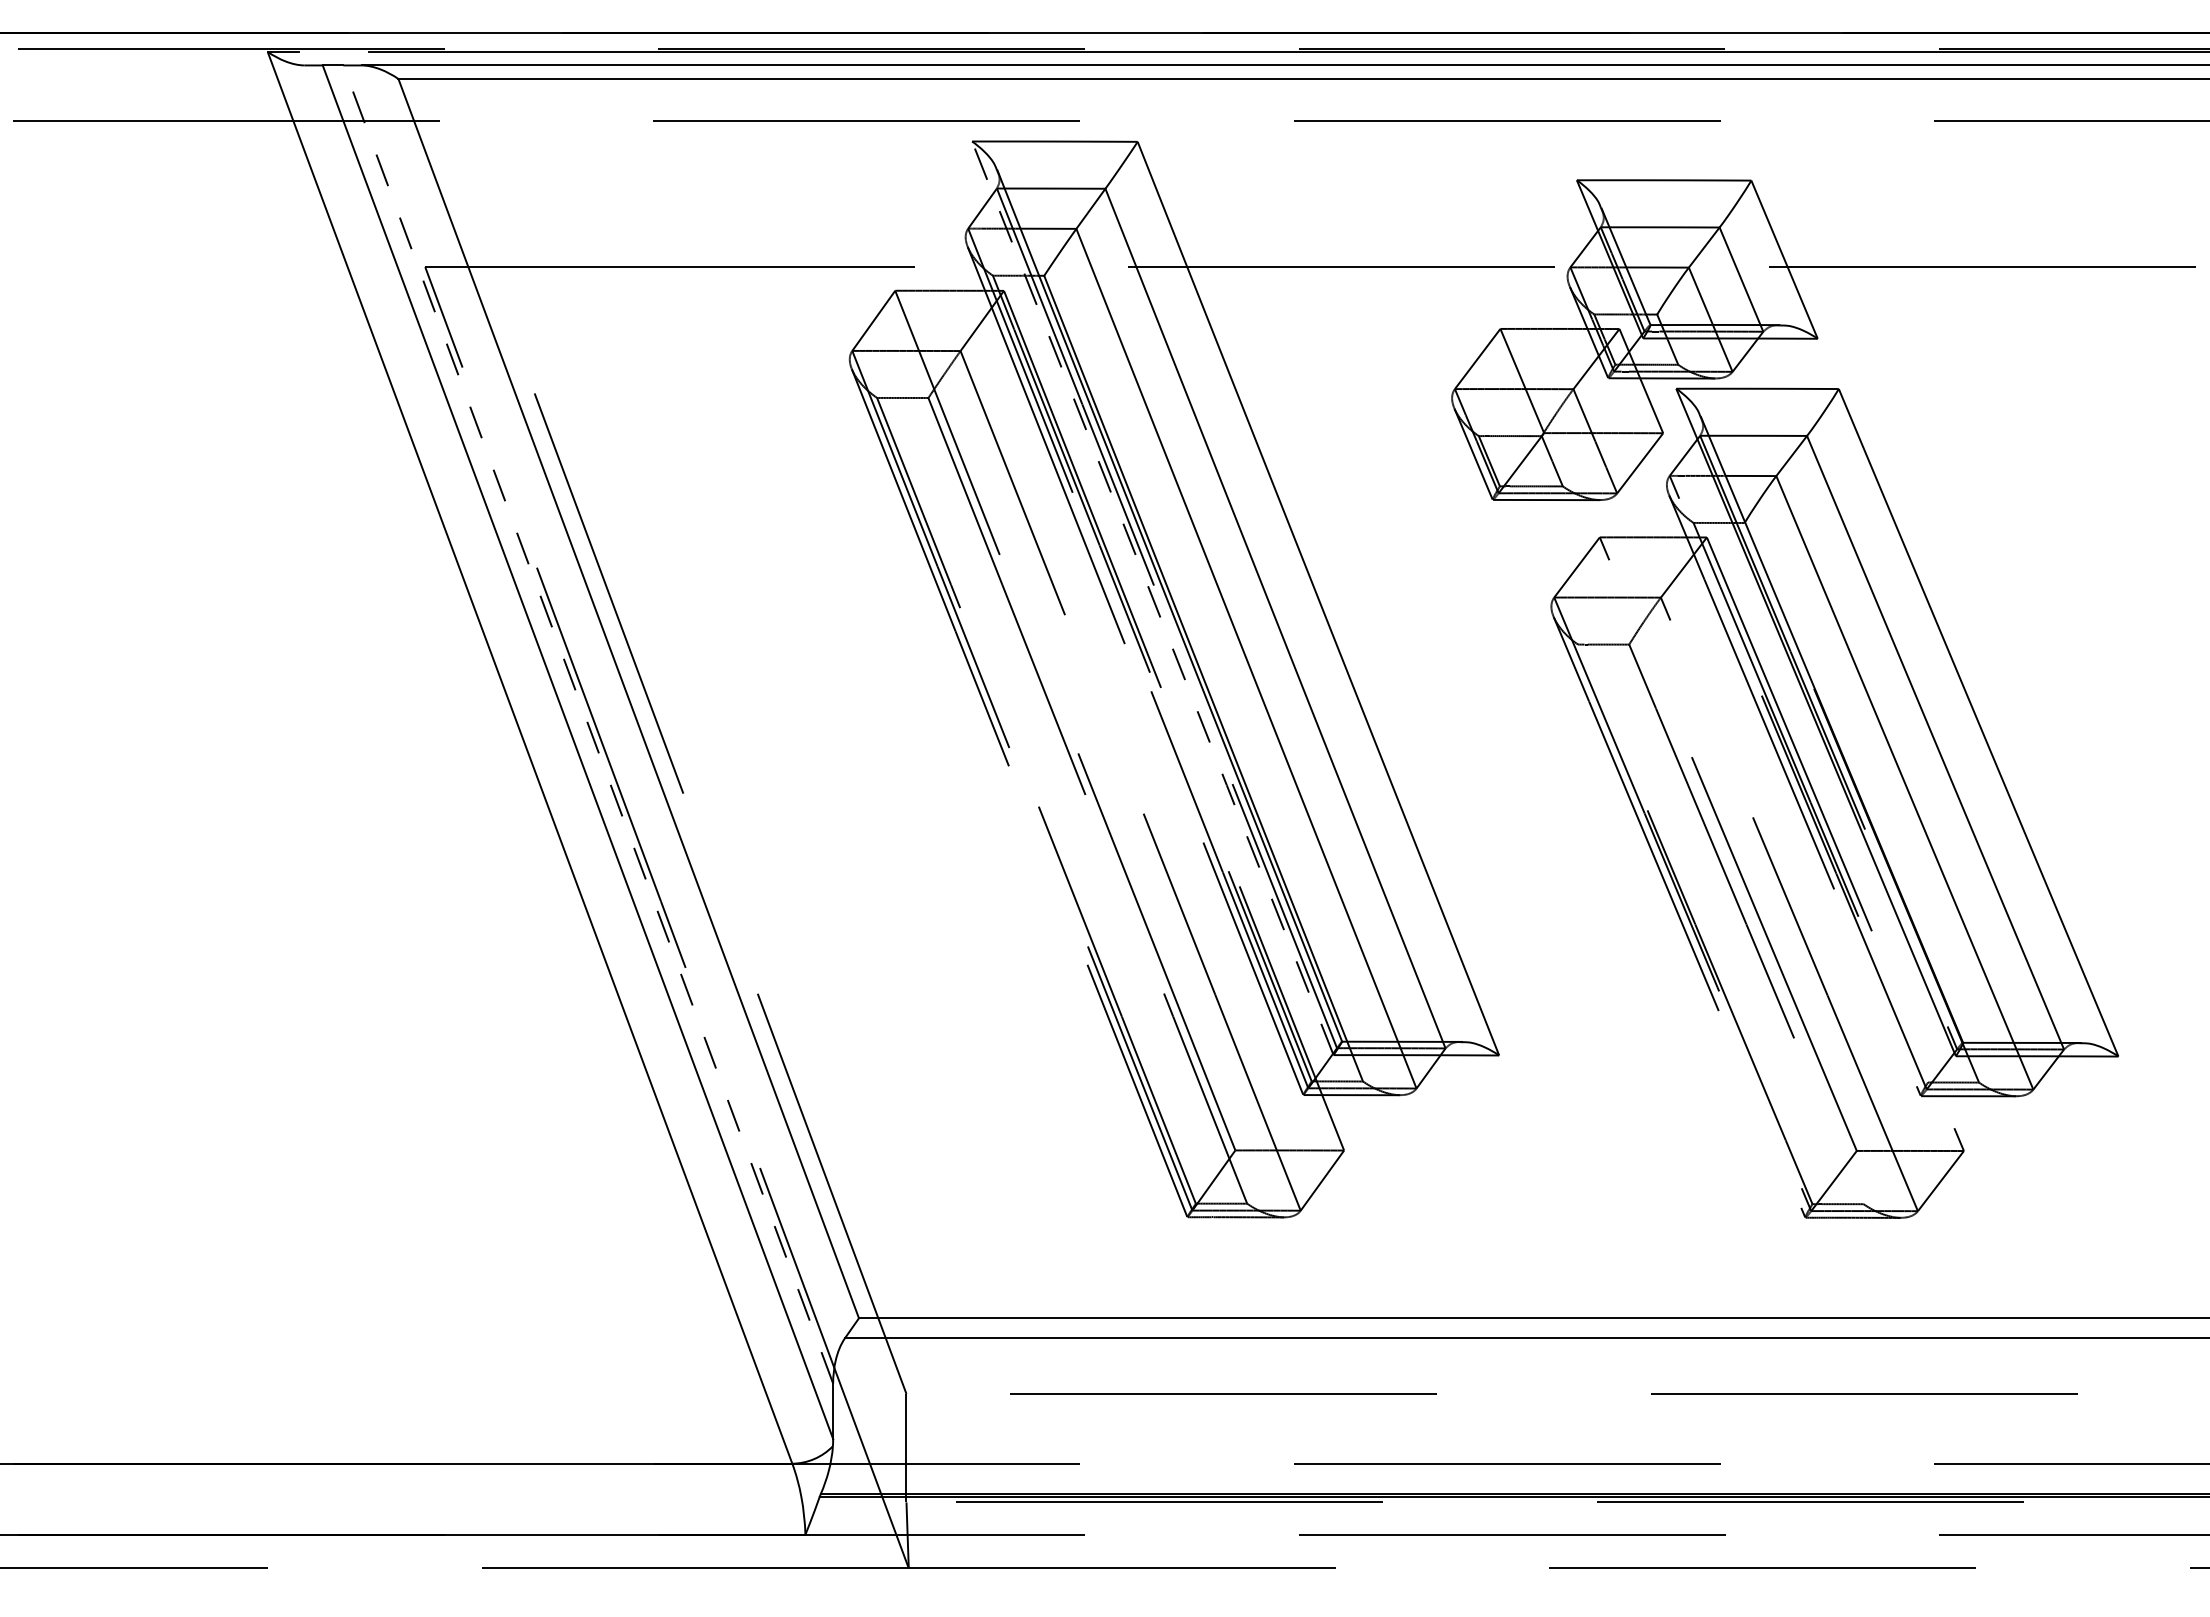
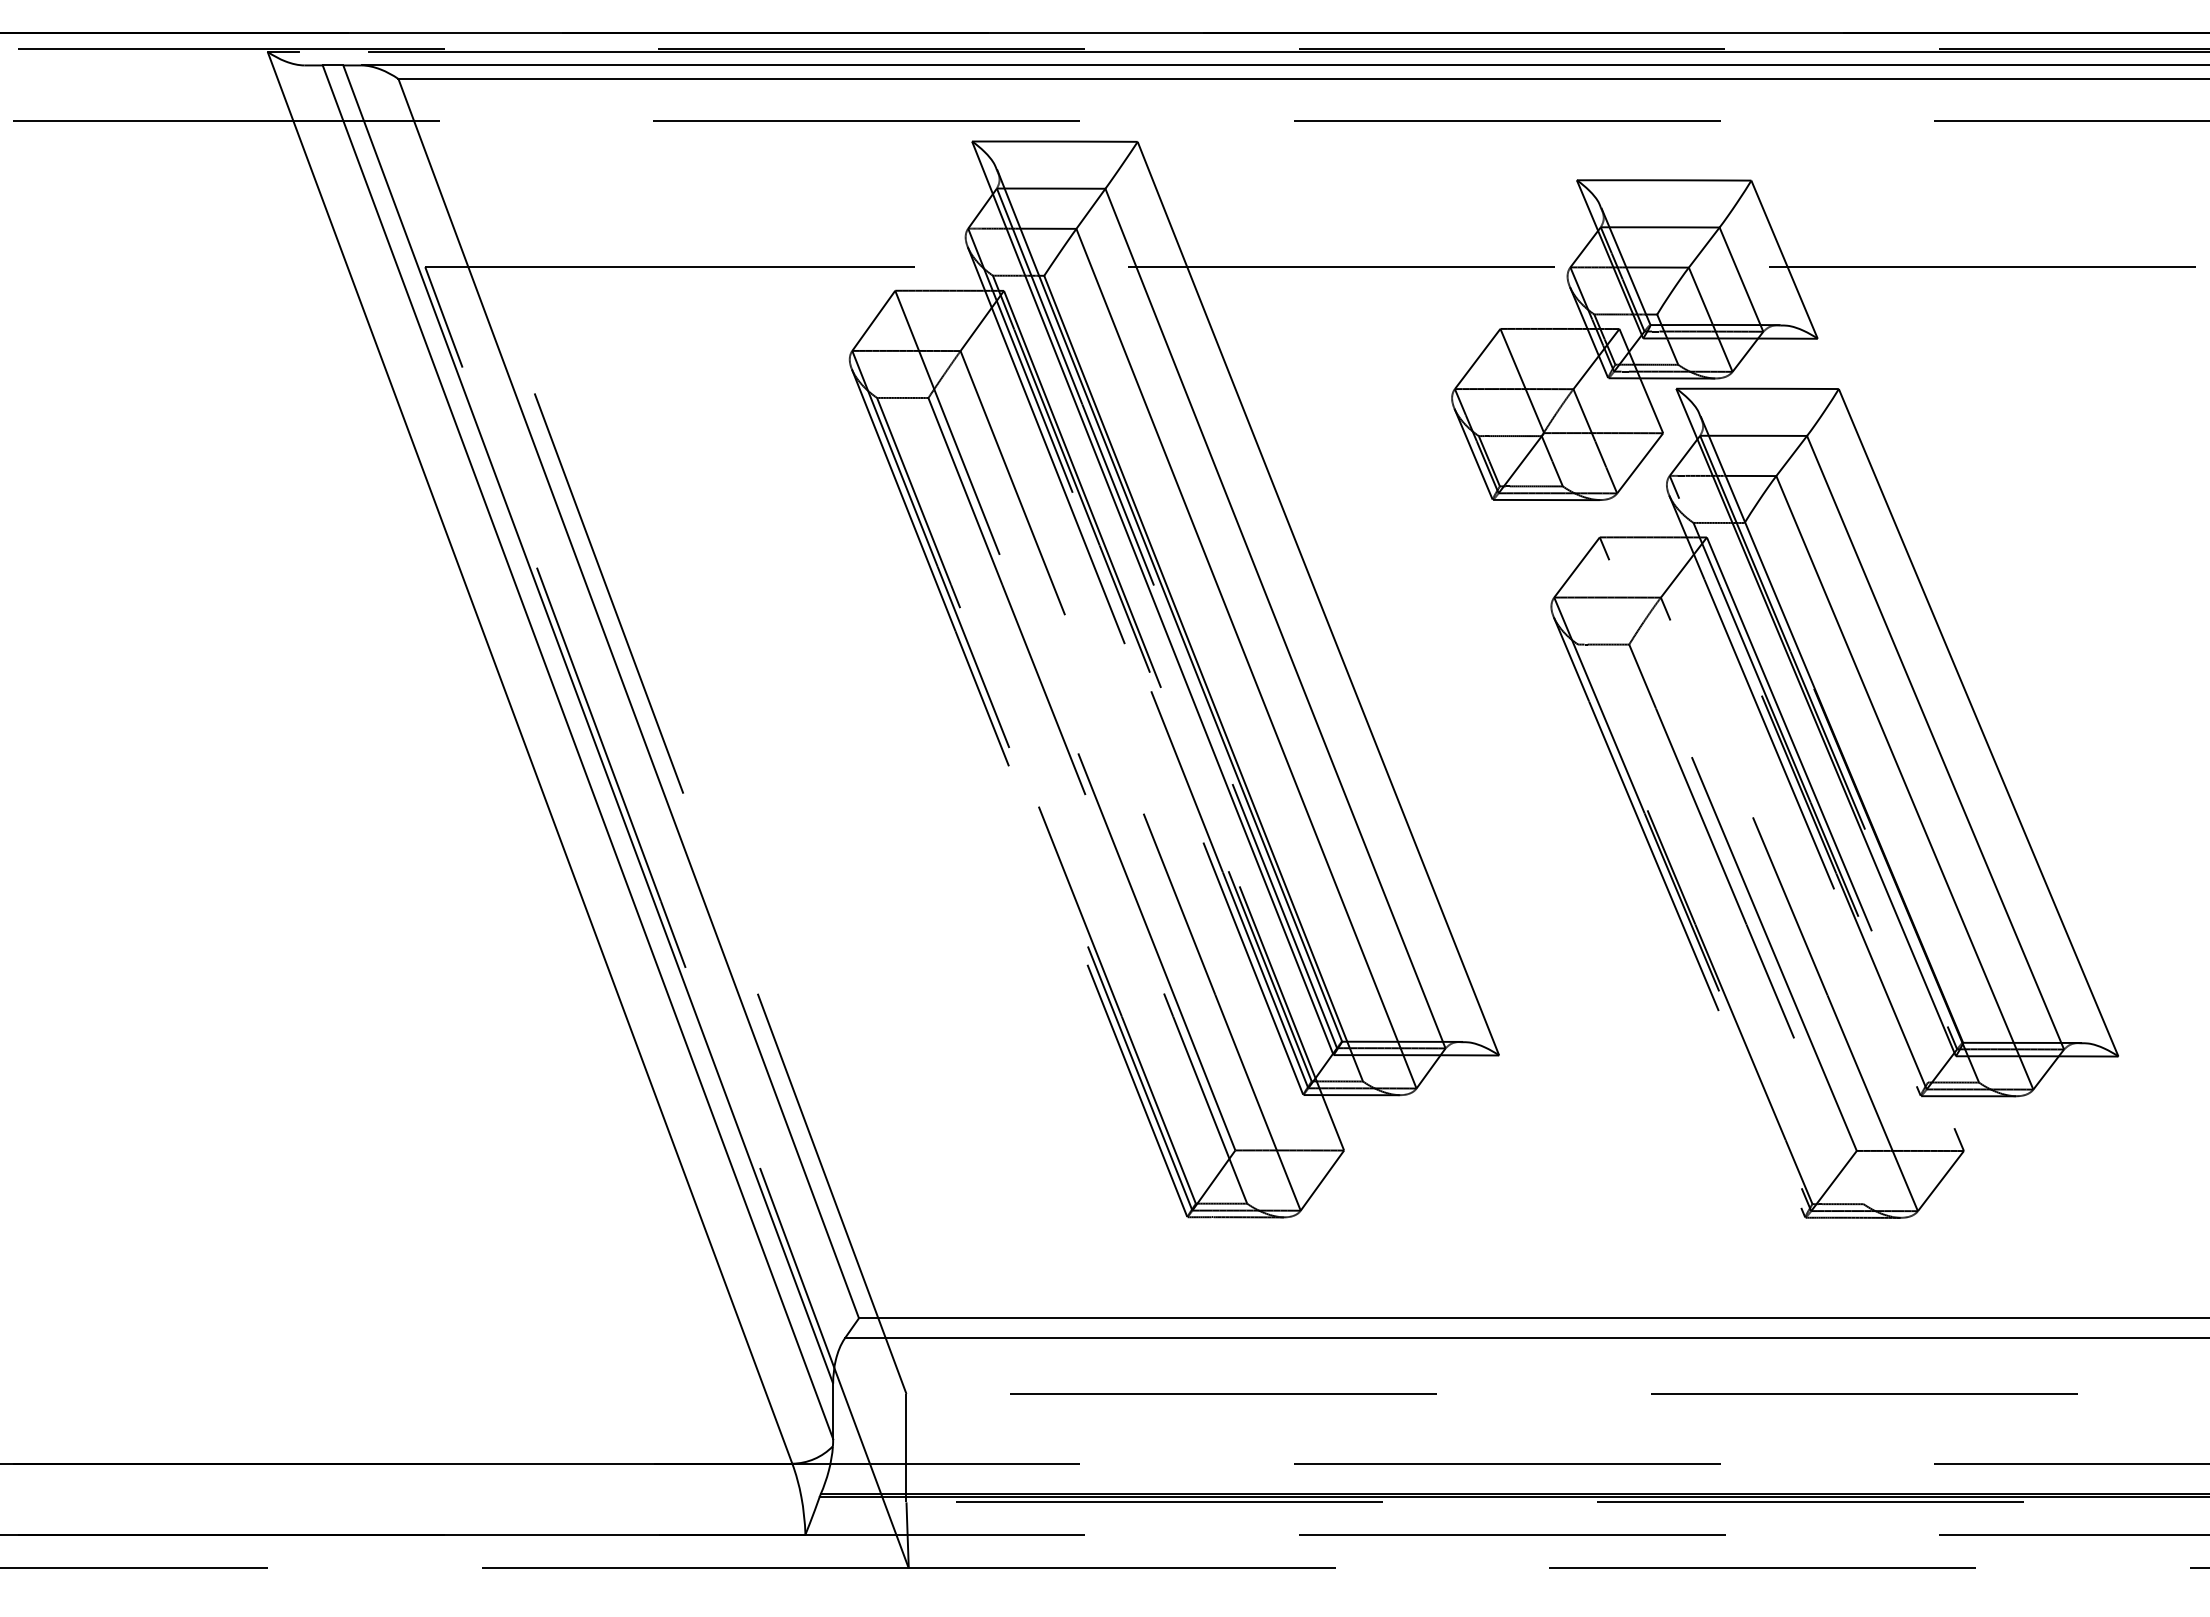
line: dashed -> solid (1153, 599)
line: dashed -> solid (588, 723)
